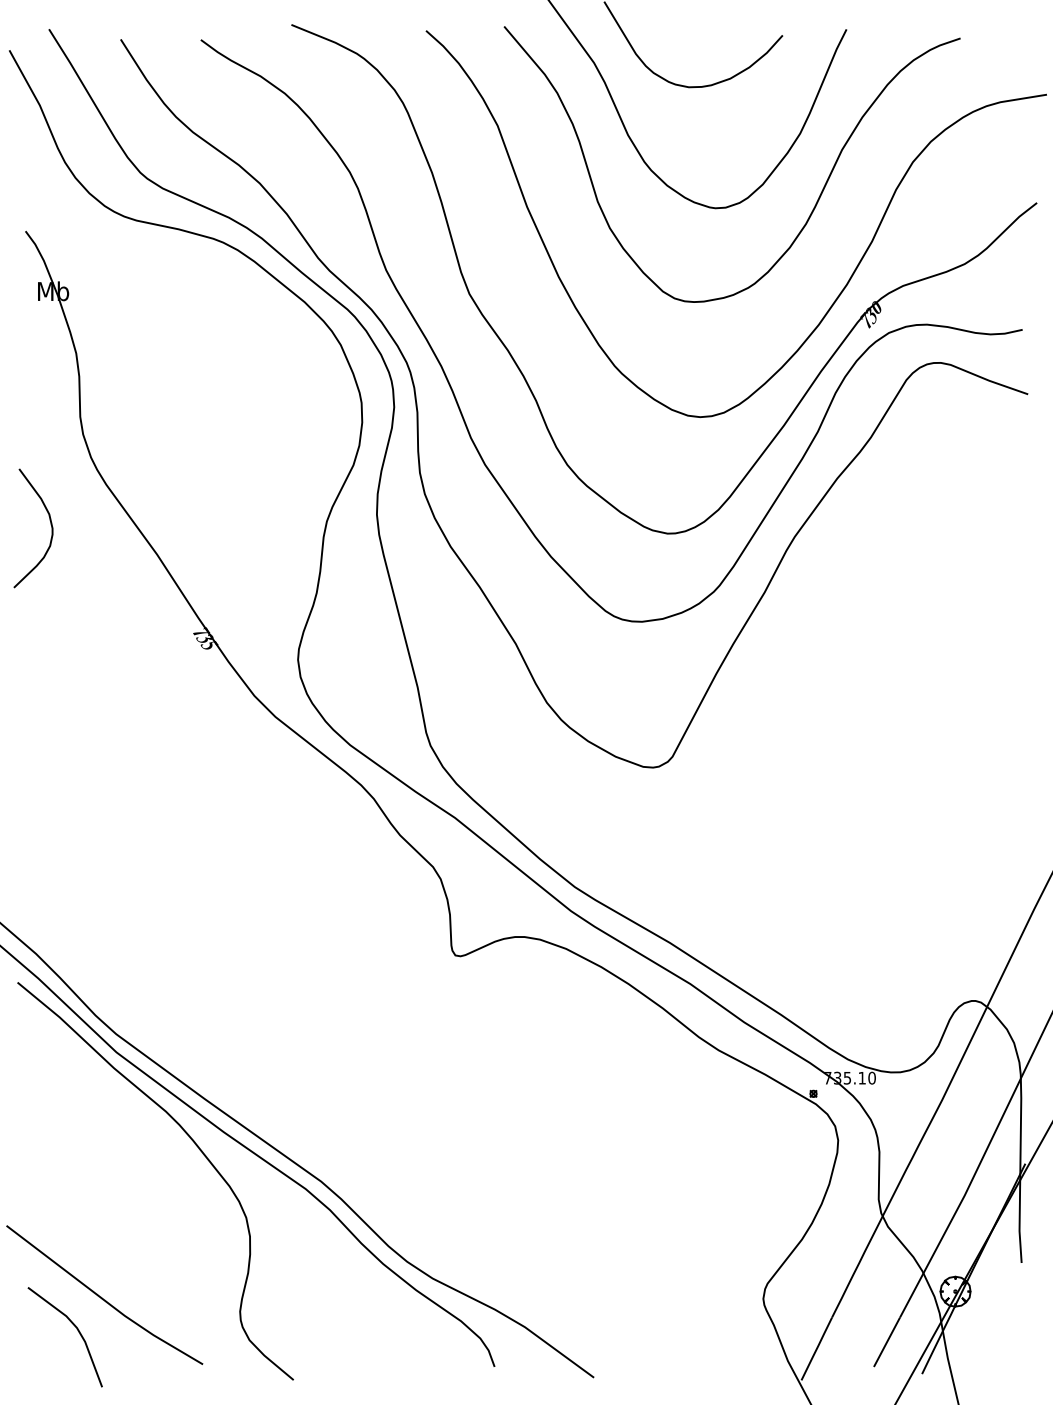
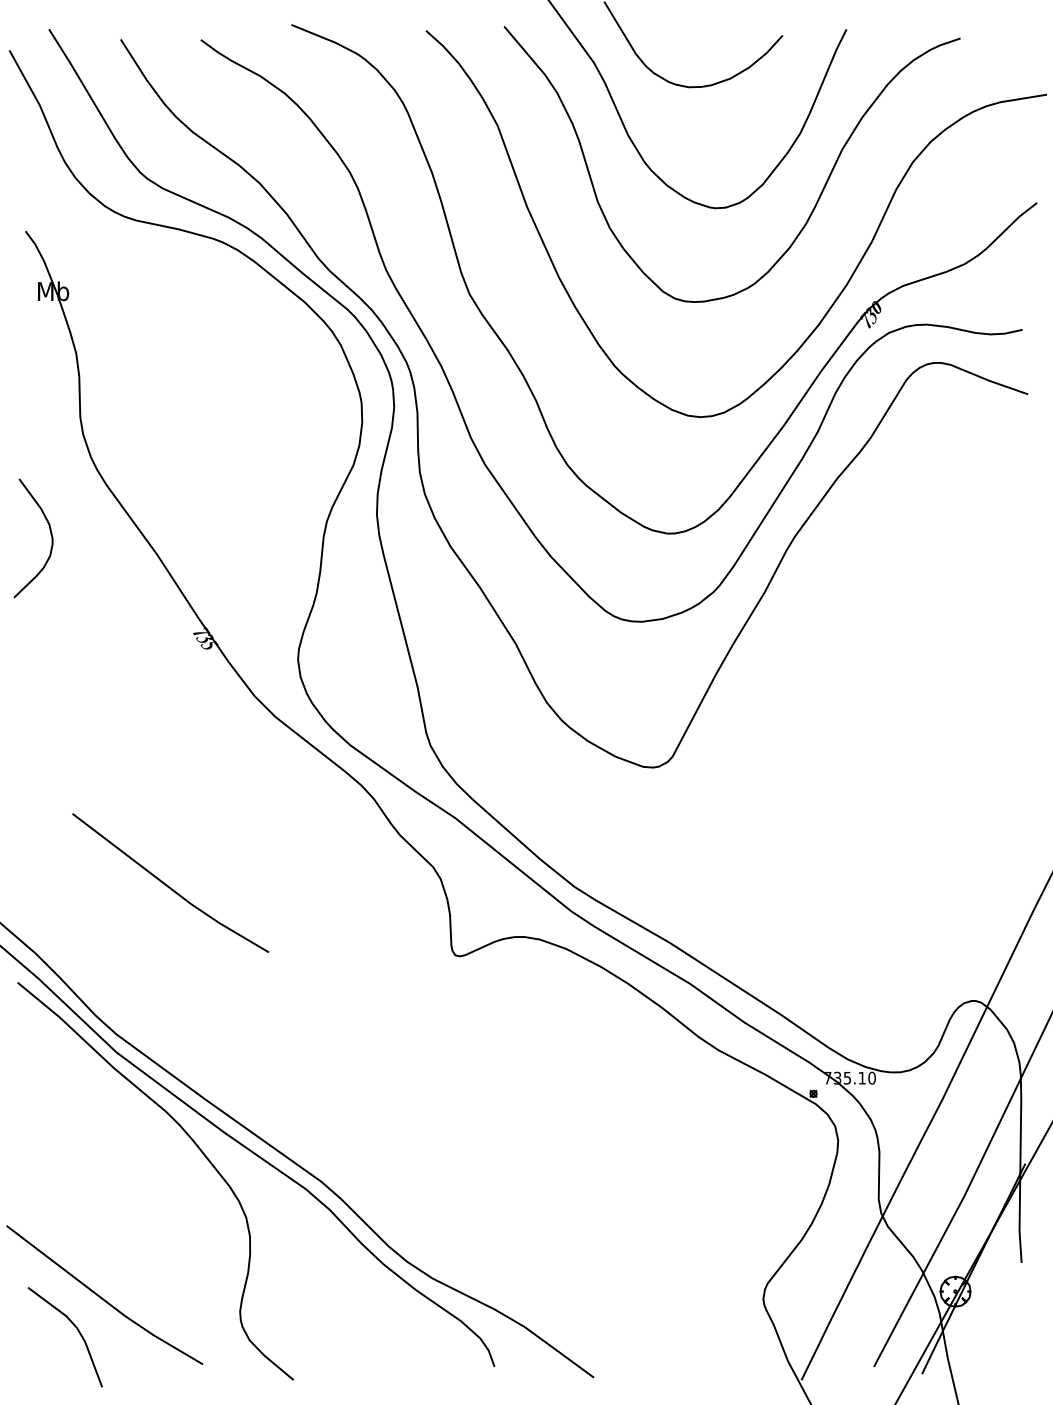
curve position: (50, 524) -> (50, 534) (50, 534)
line: none -> present (167, 884)
